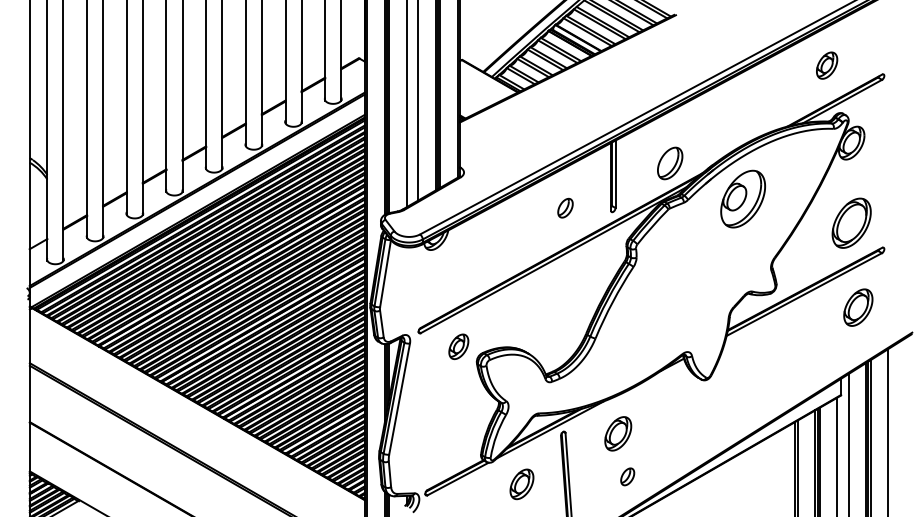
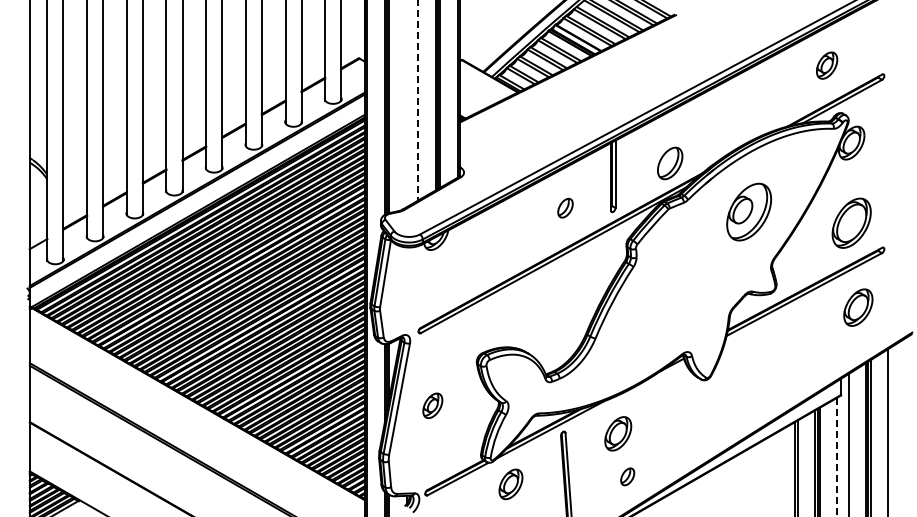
line: solid -> dashed (418, 100)
line: present -> none (406, 104)
part position: (742, 198) -> (748, 211) (748, 211)
part position: (458, 346) -> (432, 405) (432, 405)
line: solid -> dashed (837, 457)
part position: (521, 484) -> (510, 484) (510, 484)
